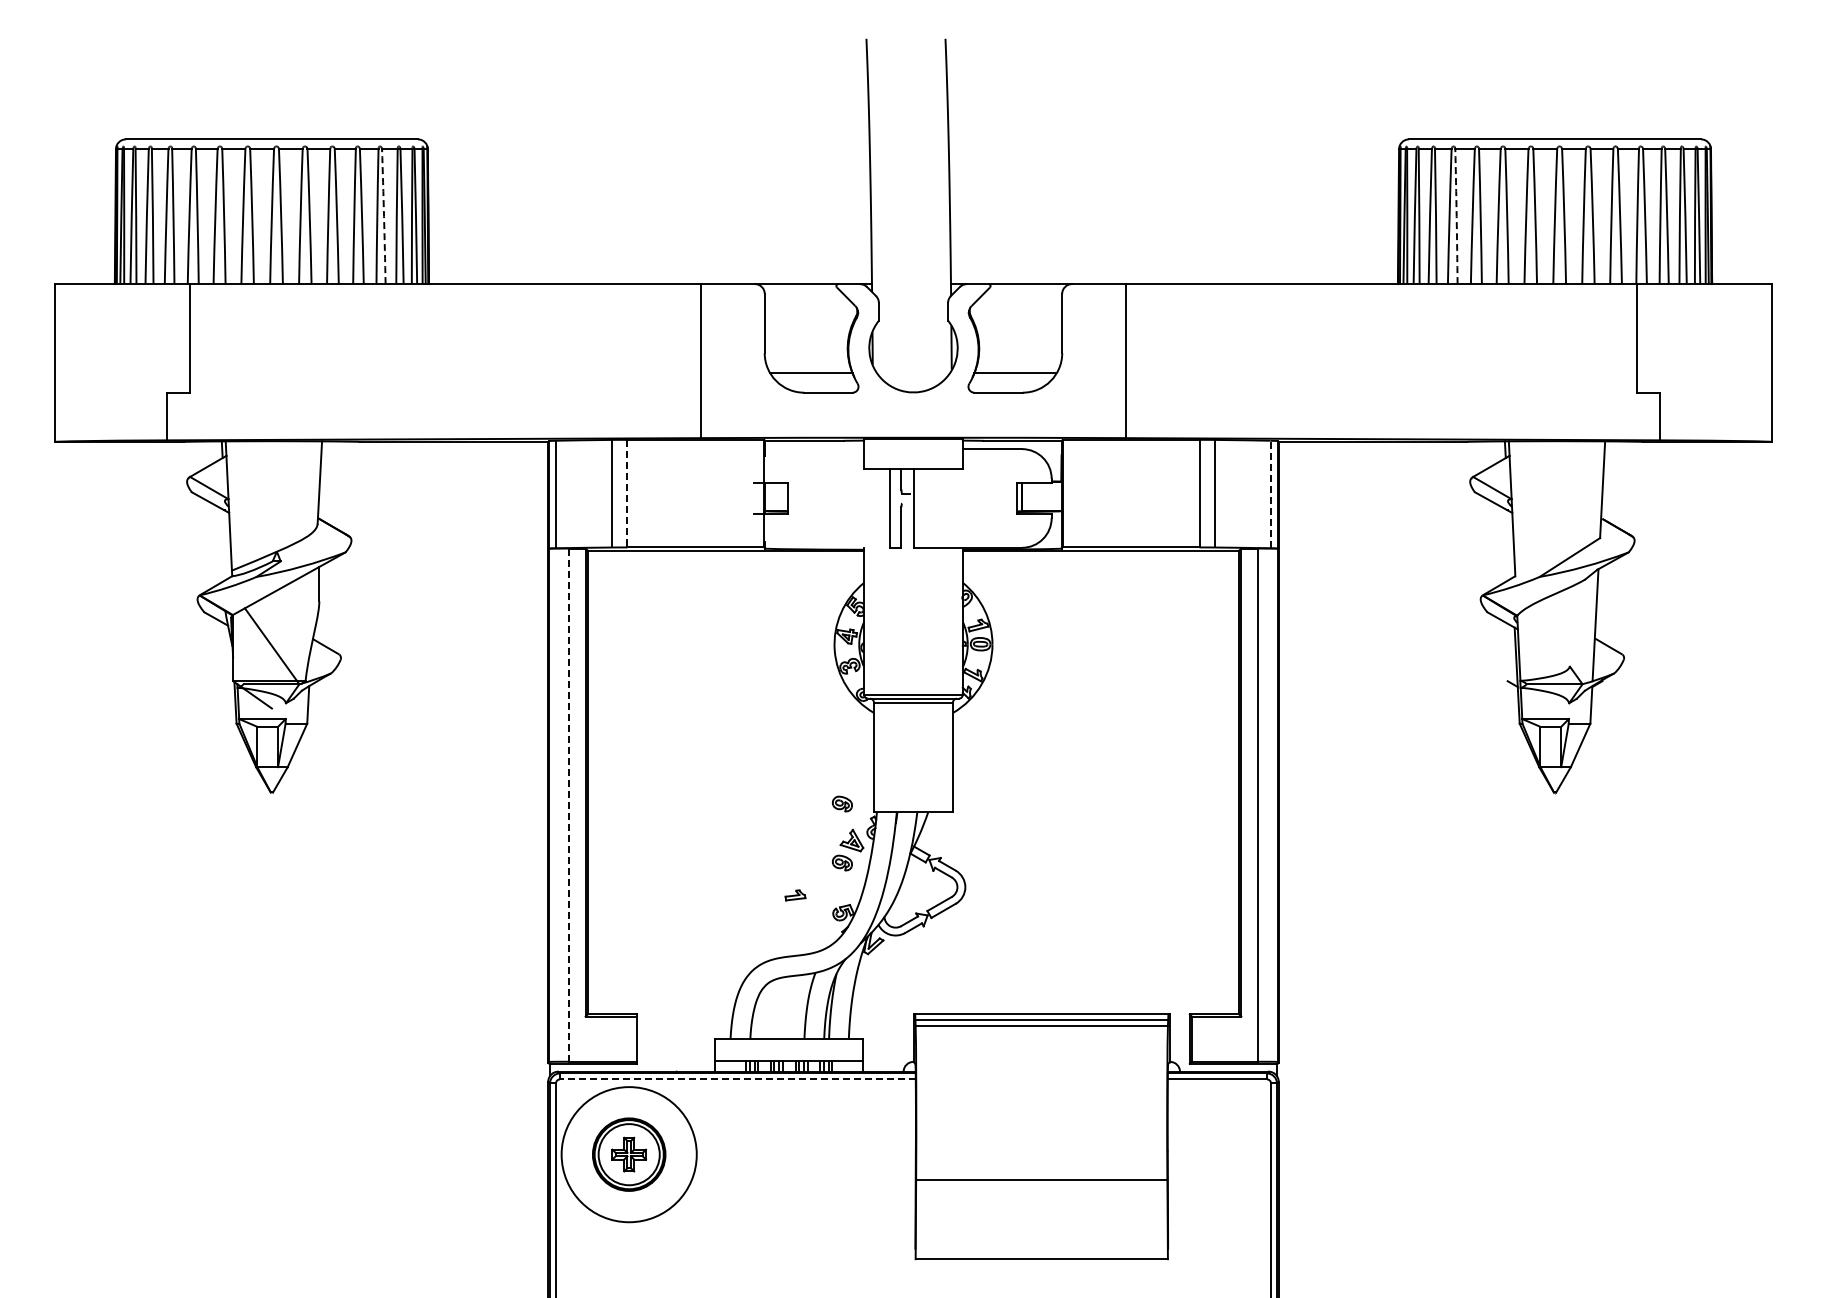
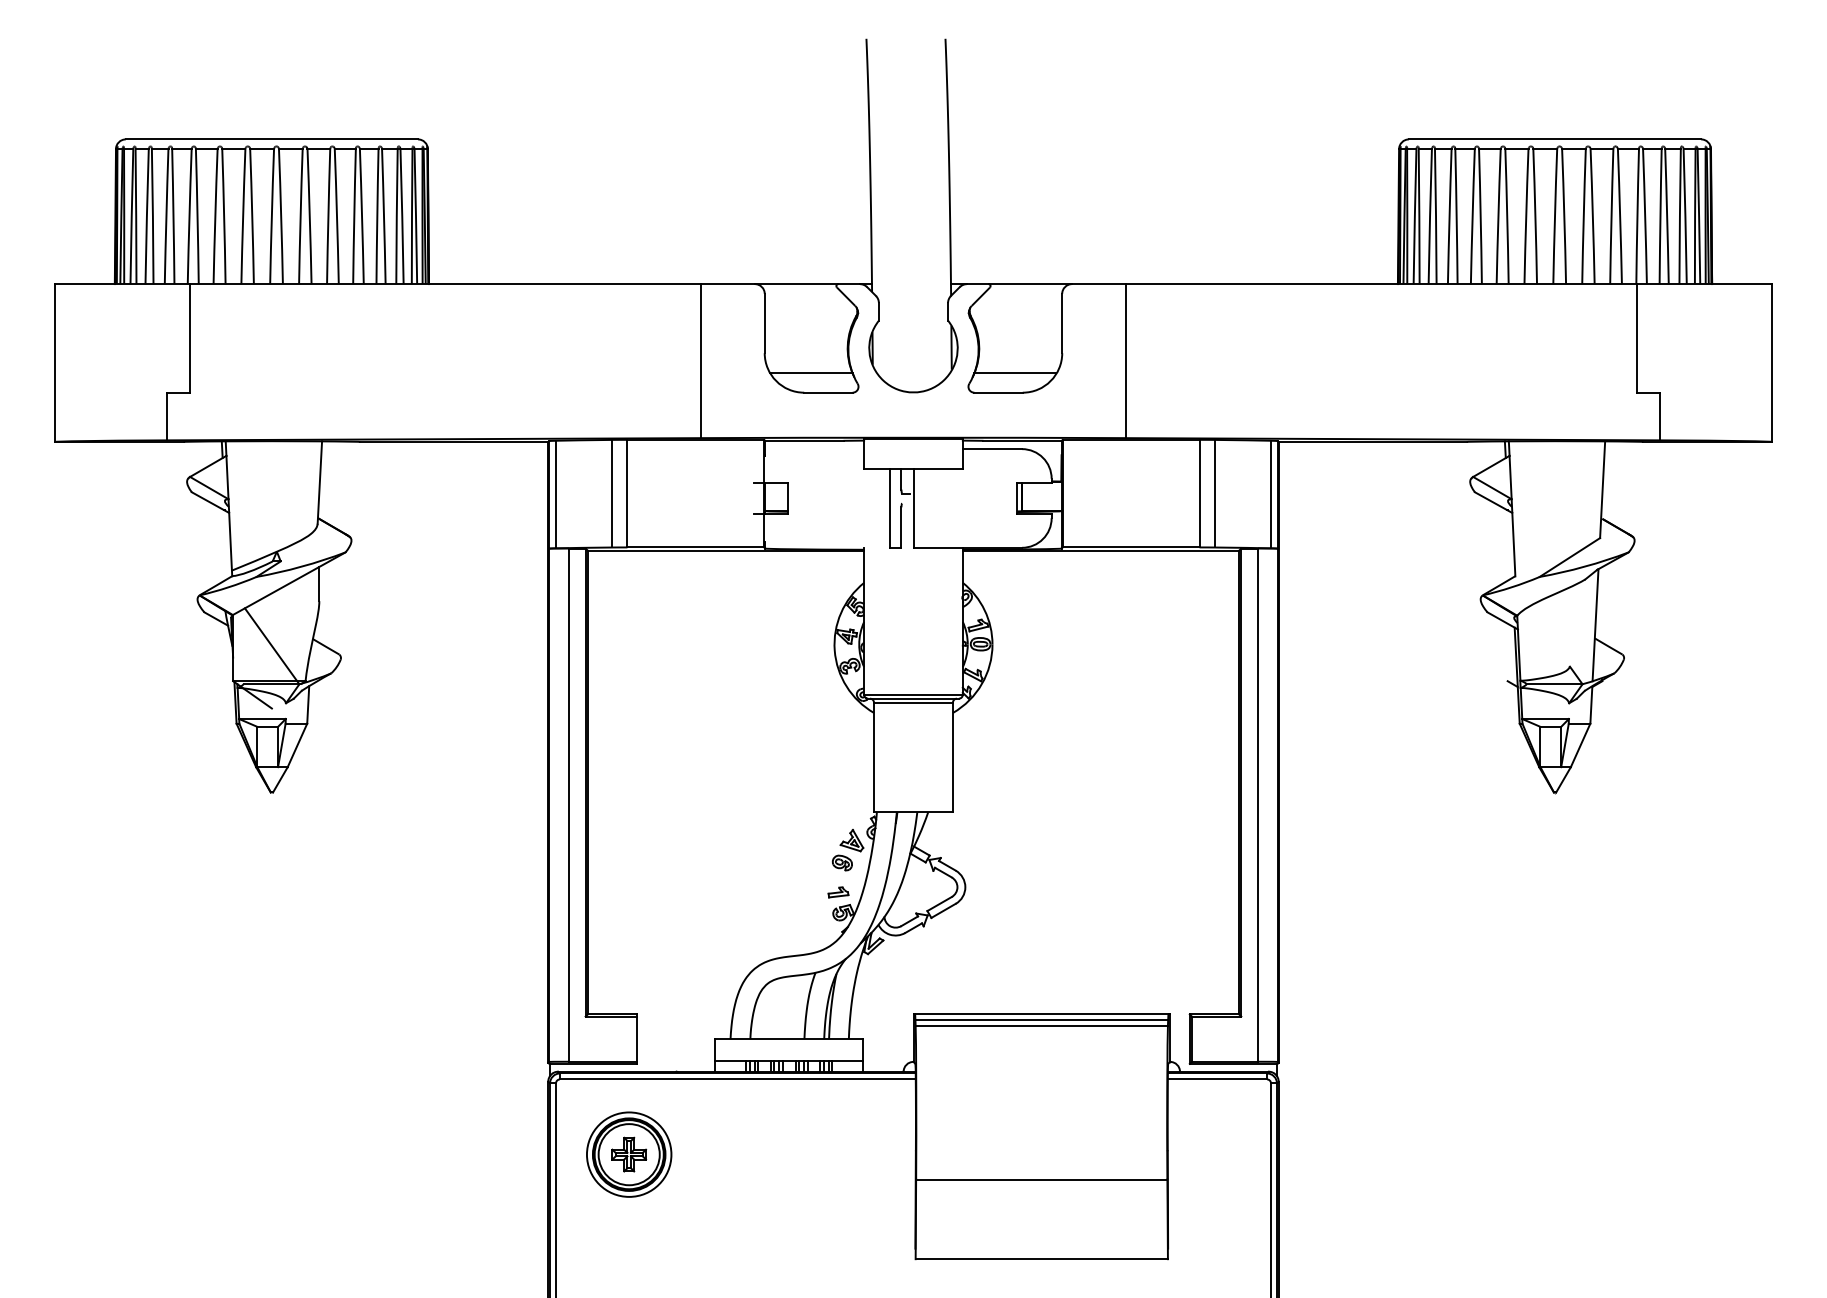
arc: dashed -> solid (384, 216)
arc: dashed -> solid (1456, 216)
line: dashed -> solid (627, 493)
line: dashed -> solid (1270, 494)
part: present -> none (841, 803)
line: dashed -> solid (568, 805)
part position: (795, 895) -> (838, 892) (838, 892)
line: dashed -> solid (737, 1079)
circle diameter: 135 px -> 84 px (628, 1154)
